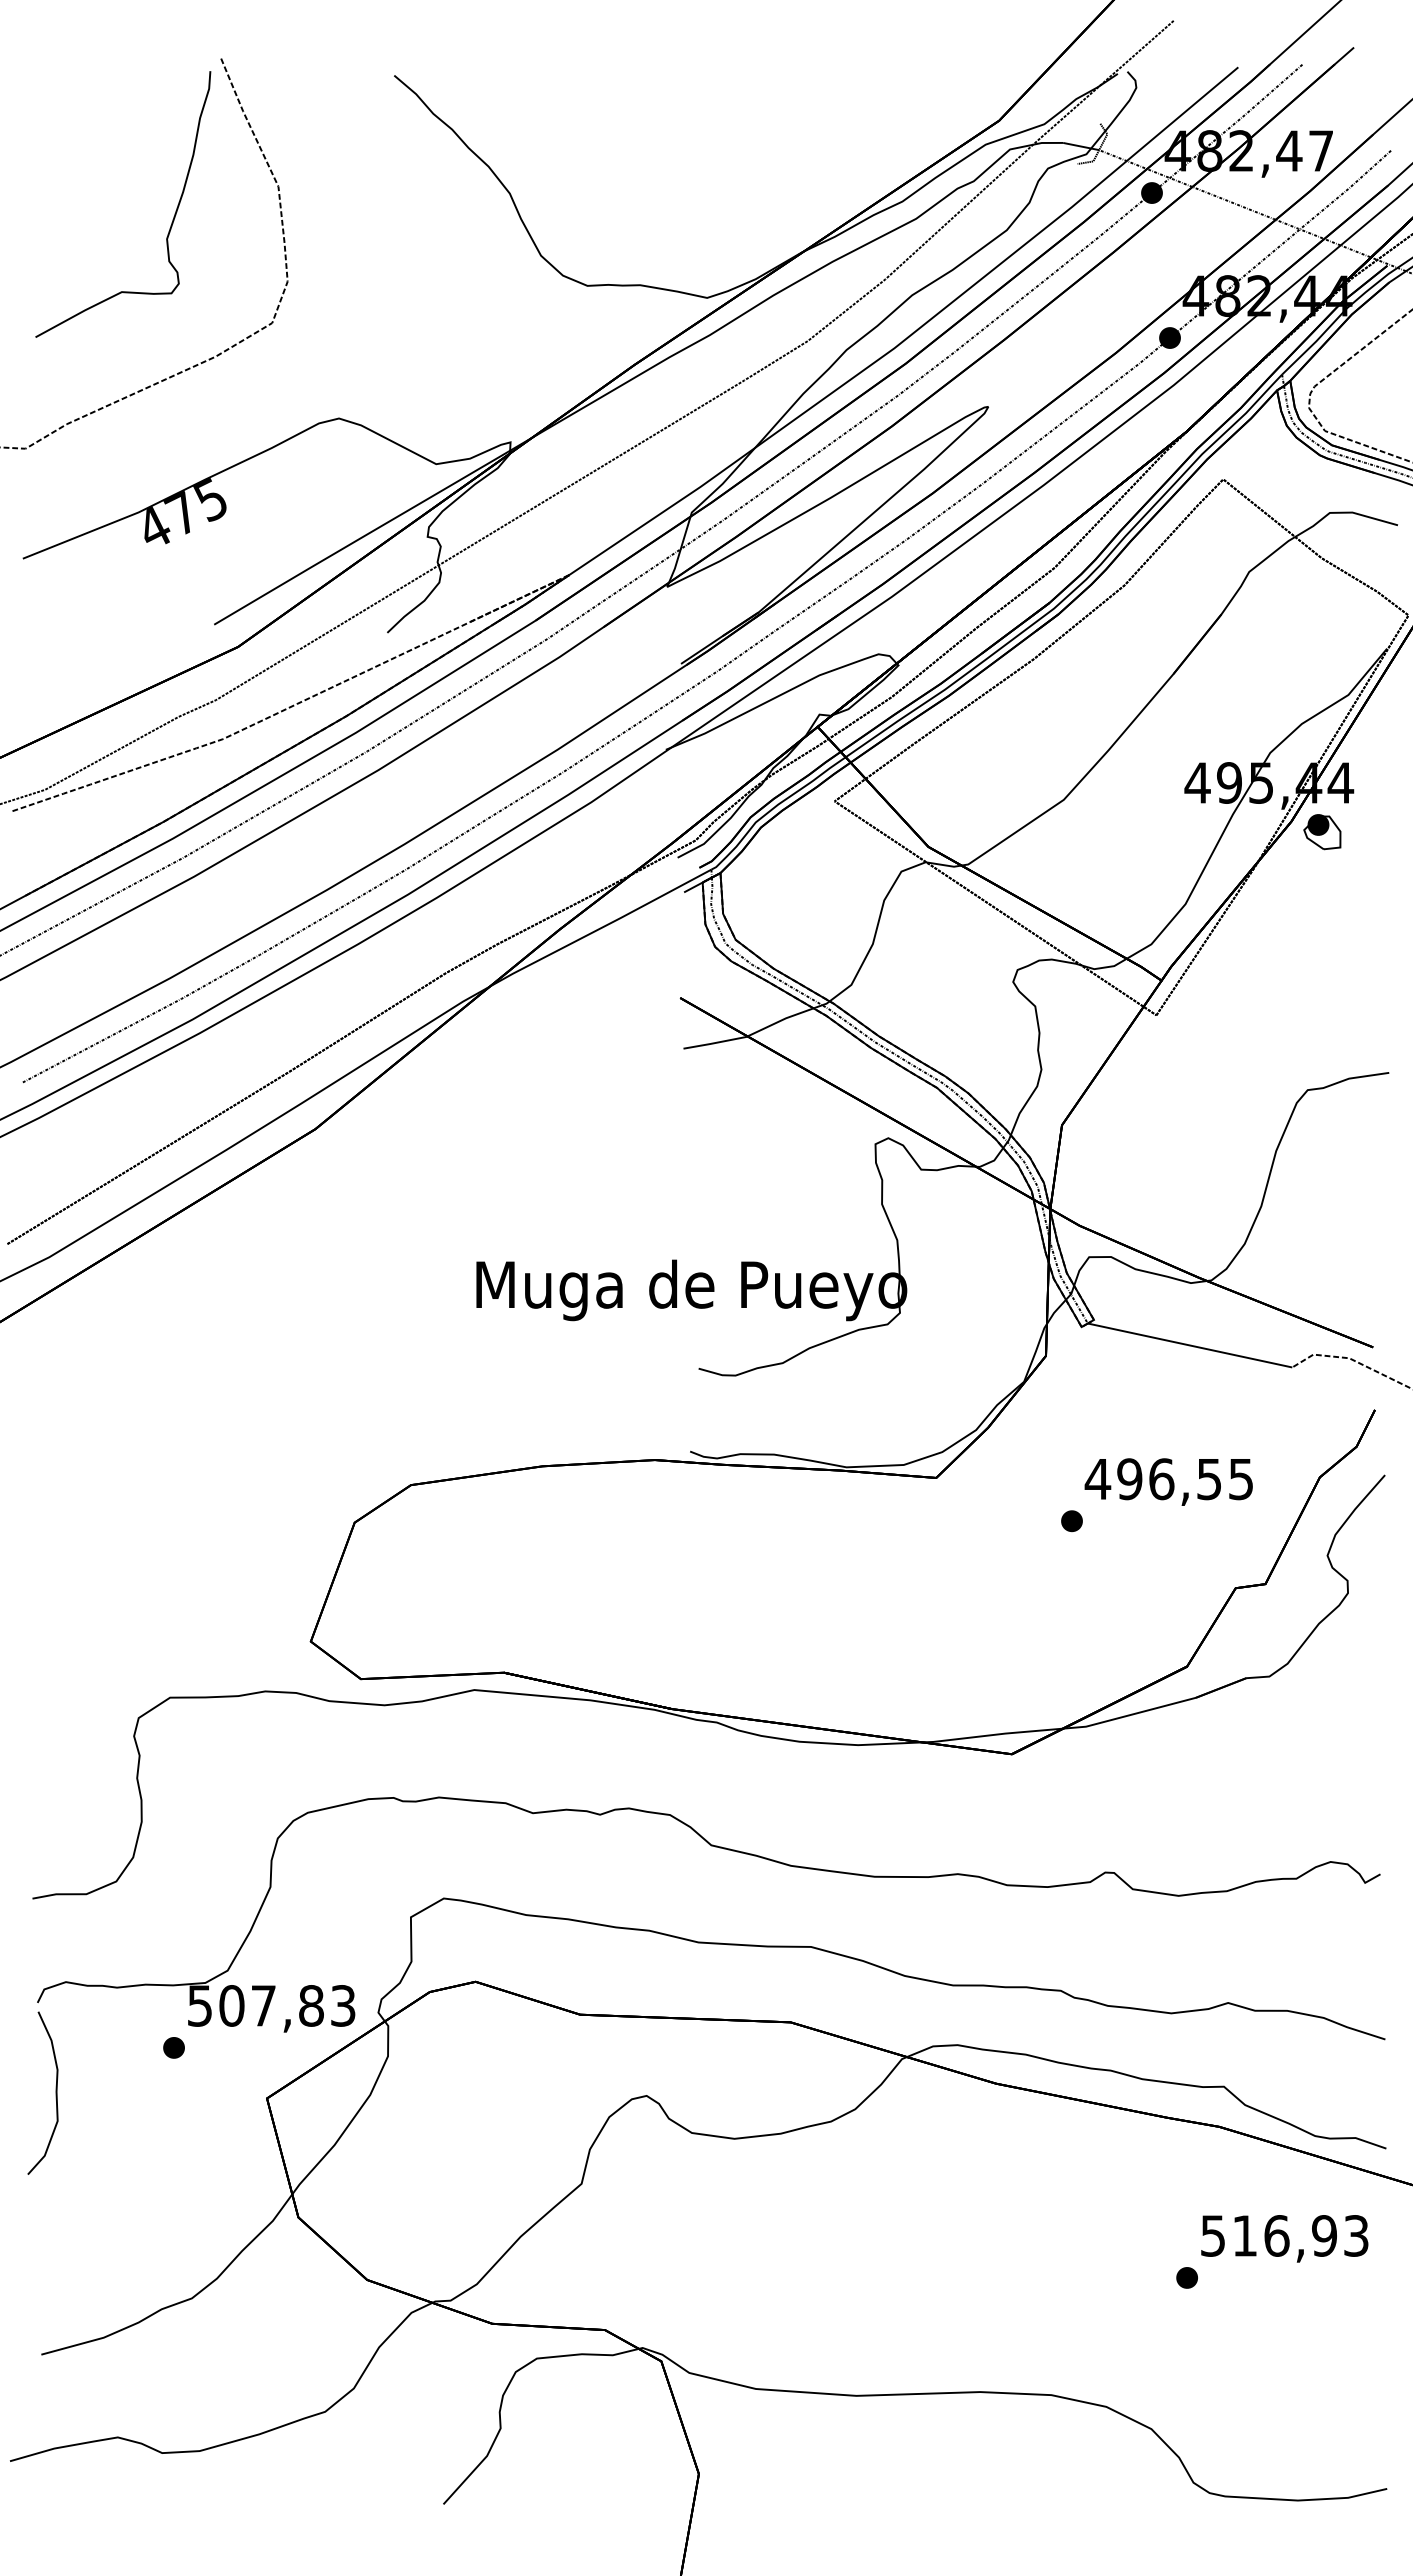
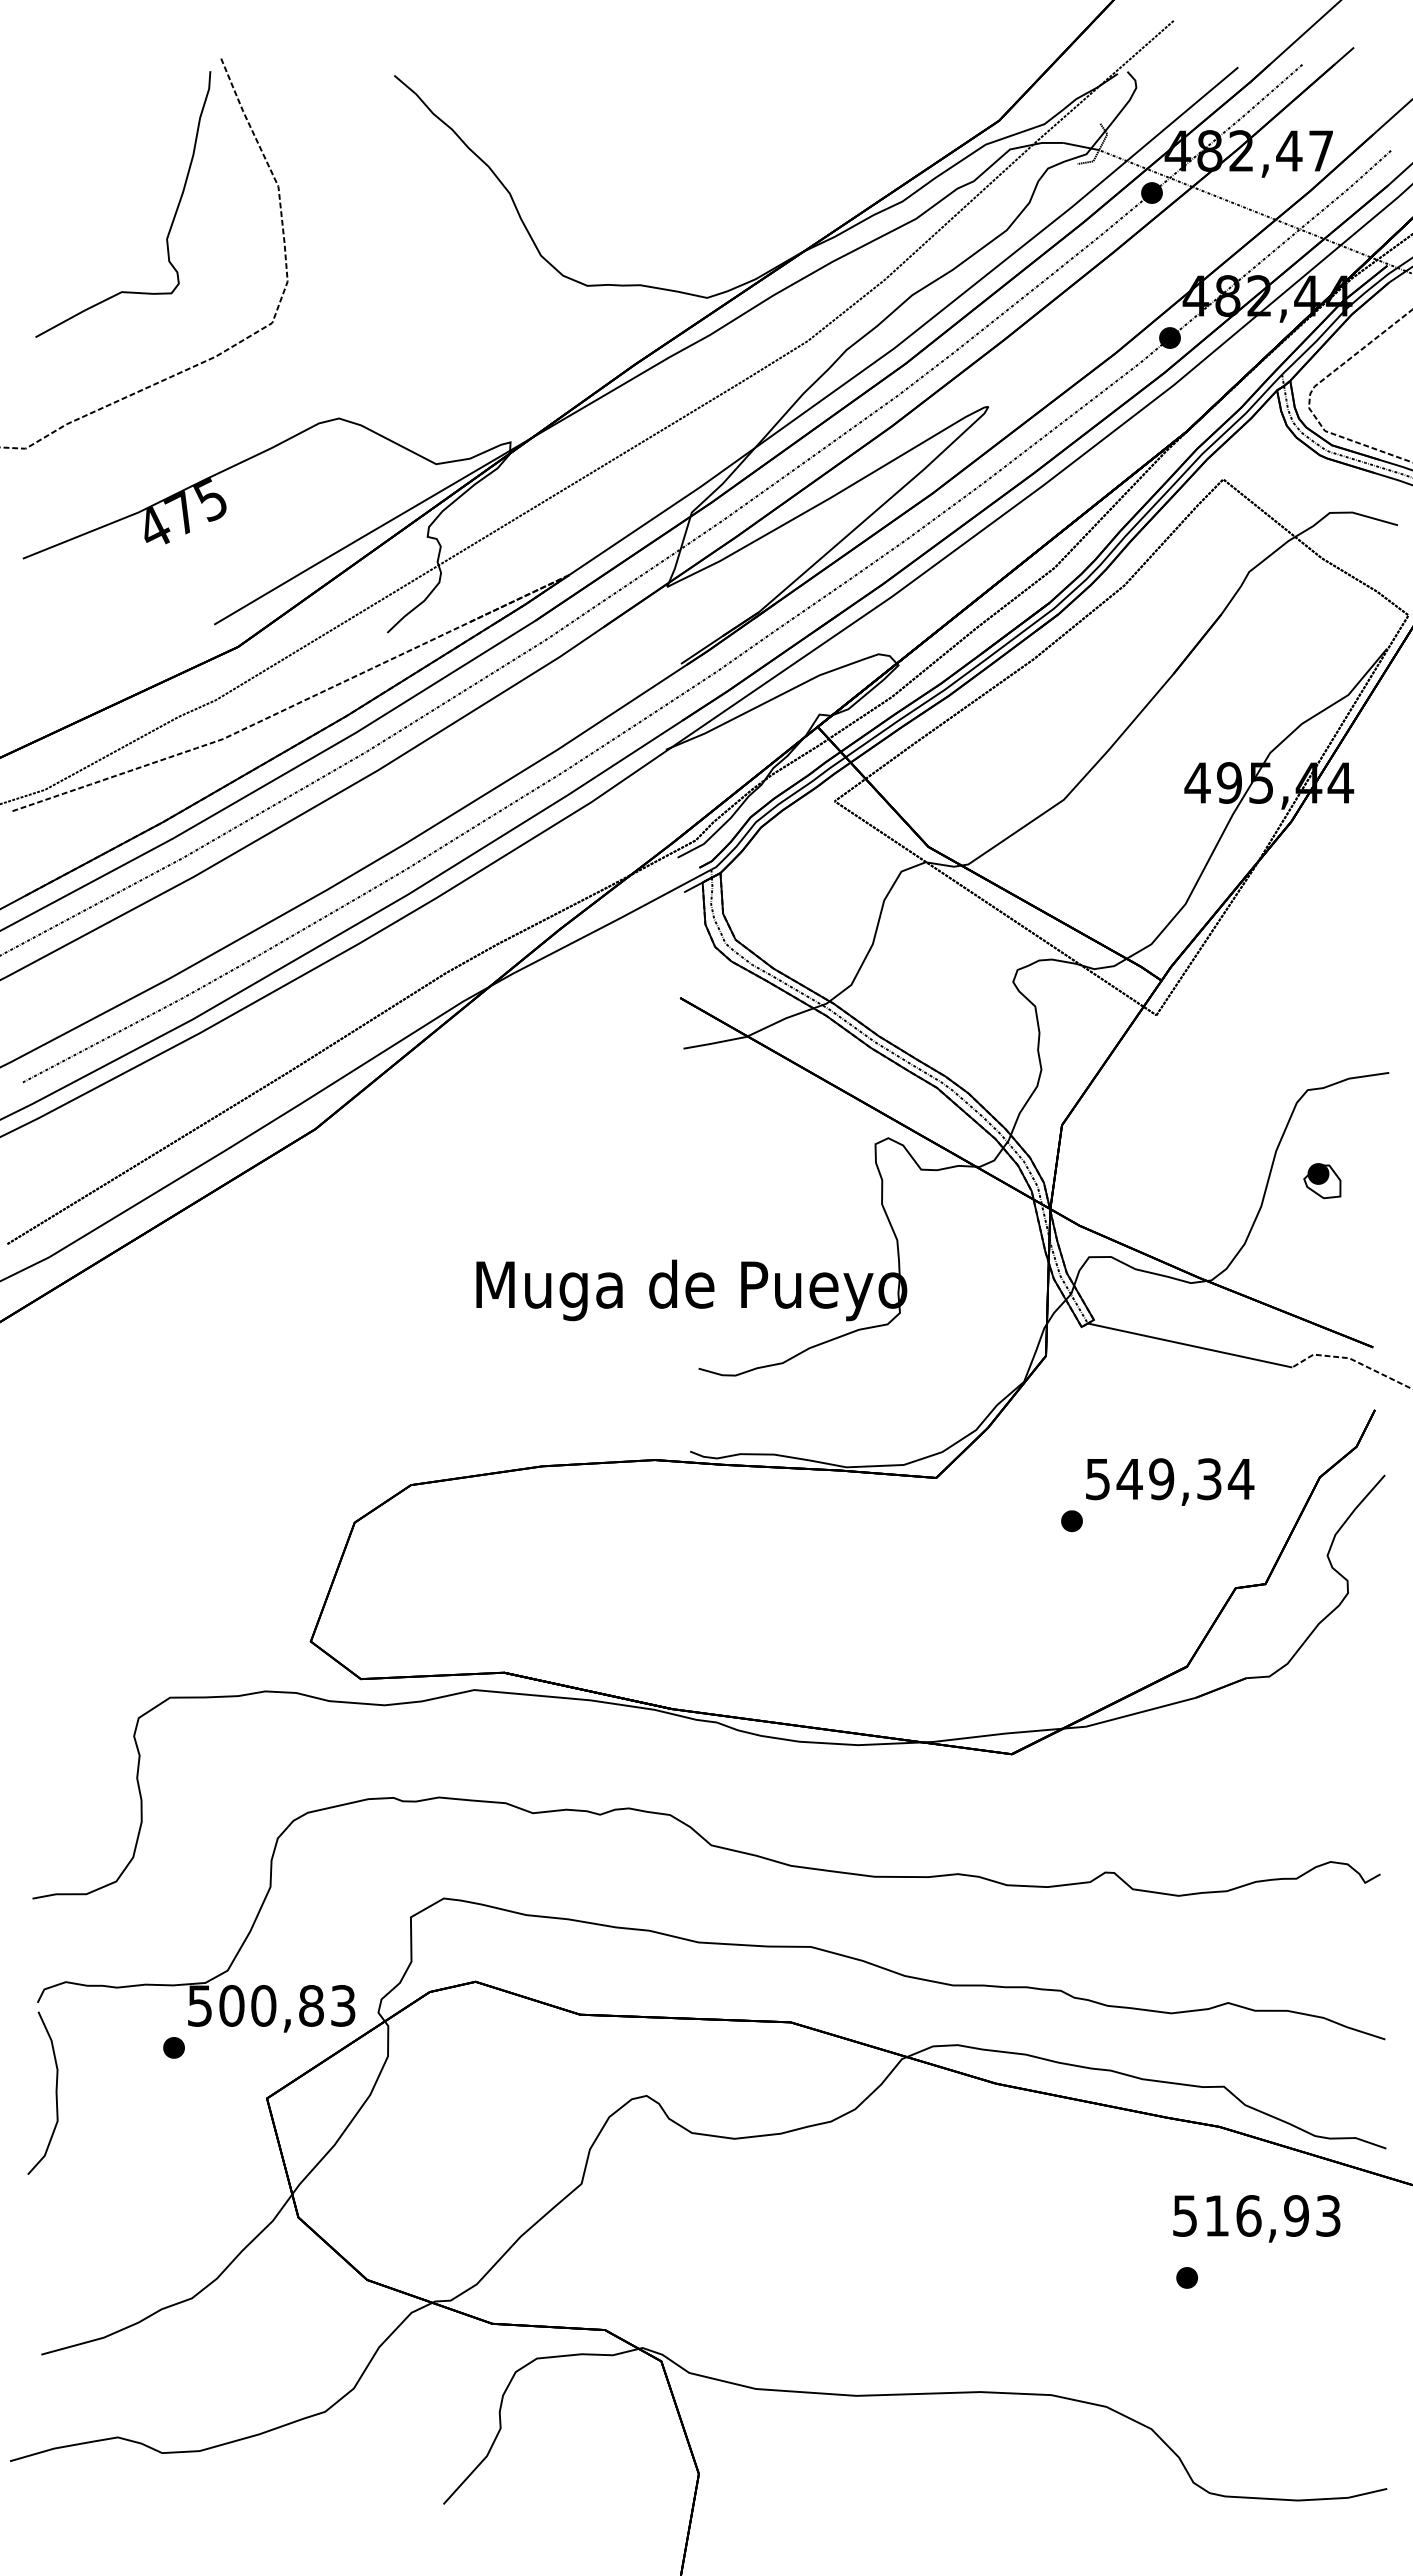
part position: (1322, 832) -> (1322, 1181) (1322, 1181)
text: 496,55 -> 549,34 (1169, 1479)
text: 507,83 -> 500,83 (263, 2005)
text position: (1284, 2238) -> (1256, 2218) (1256, 2218)
